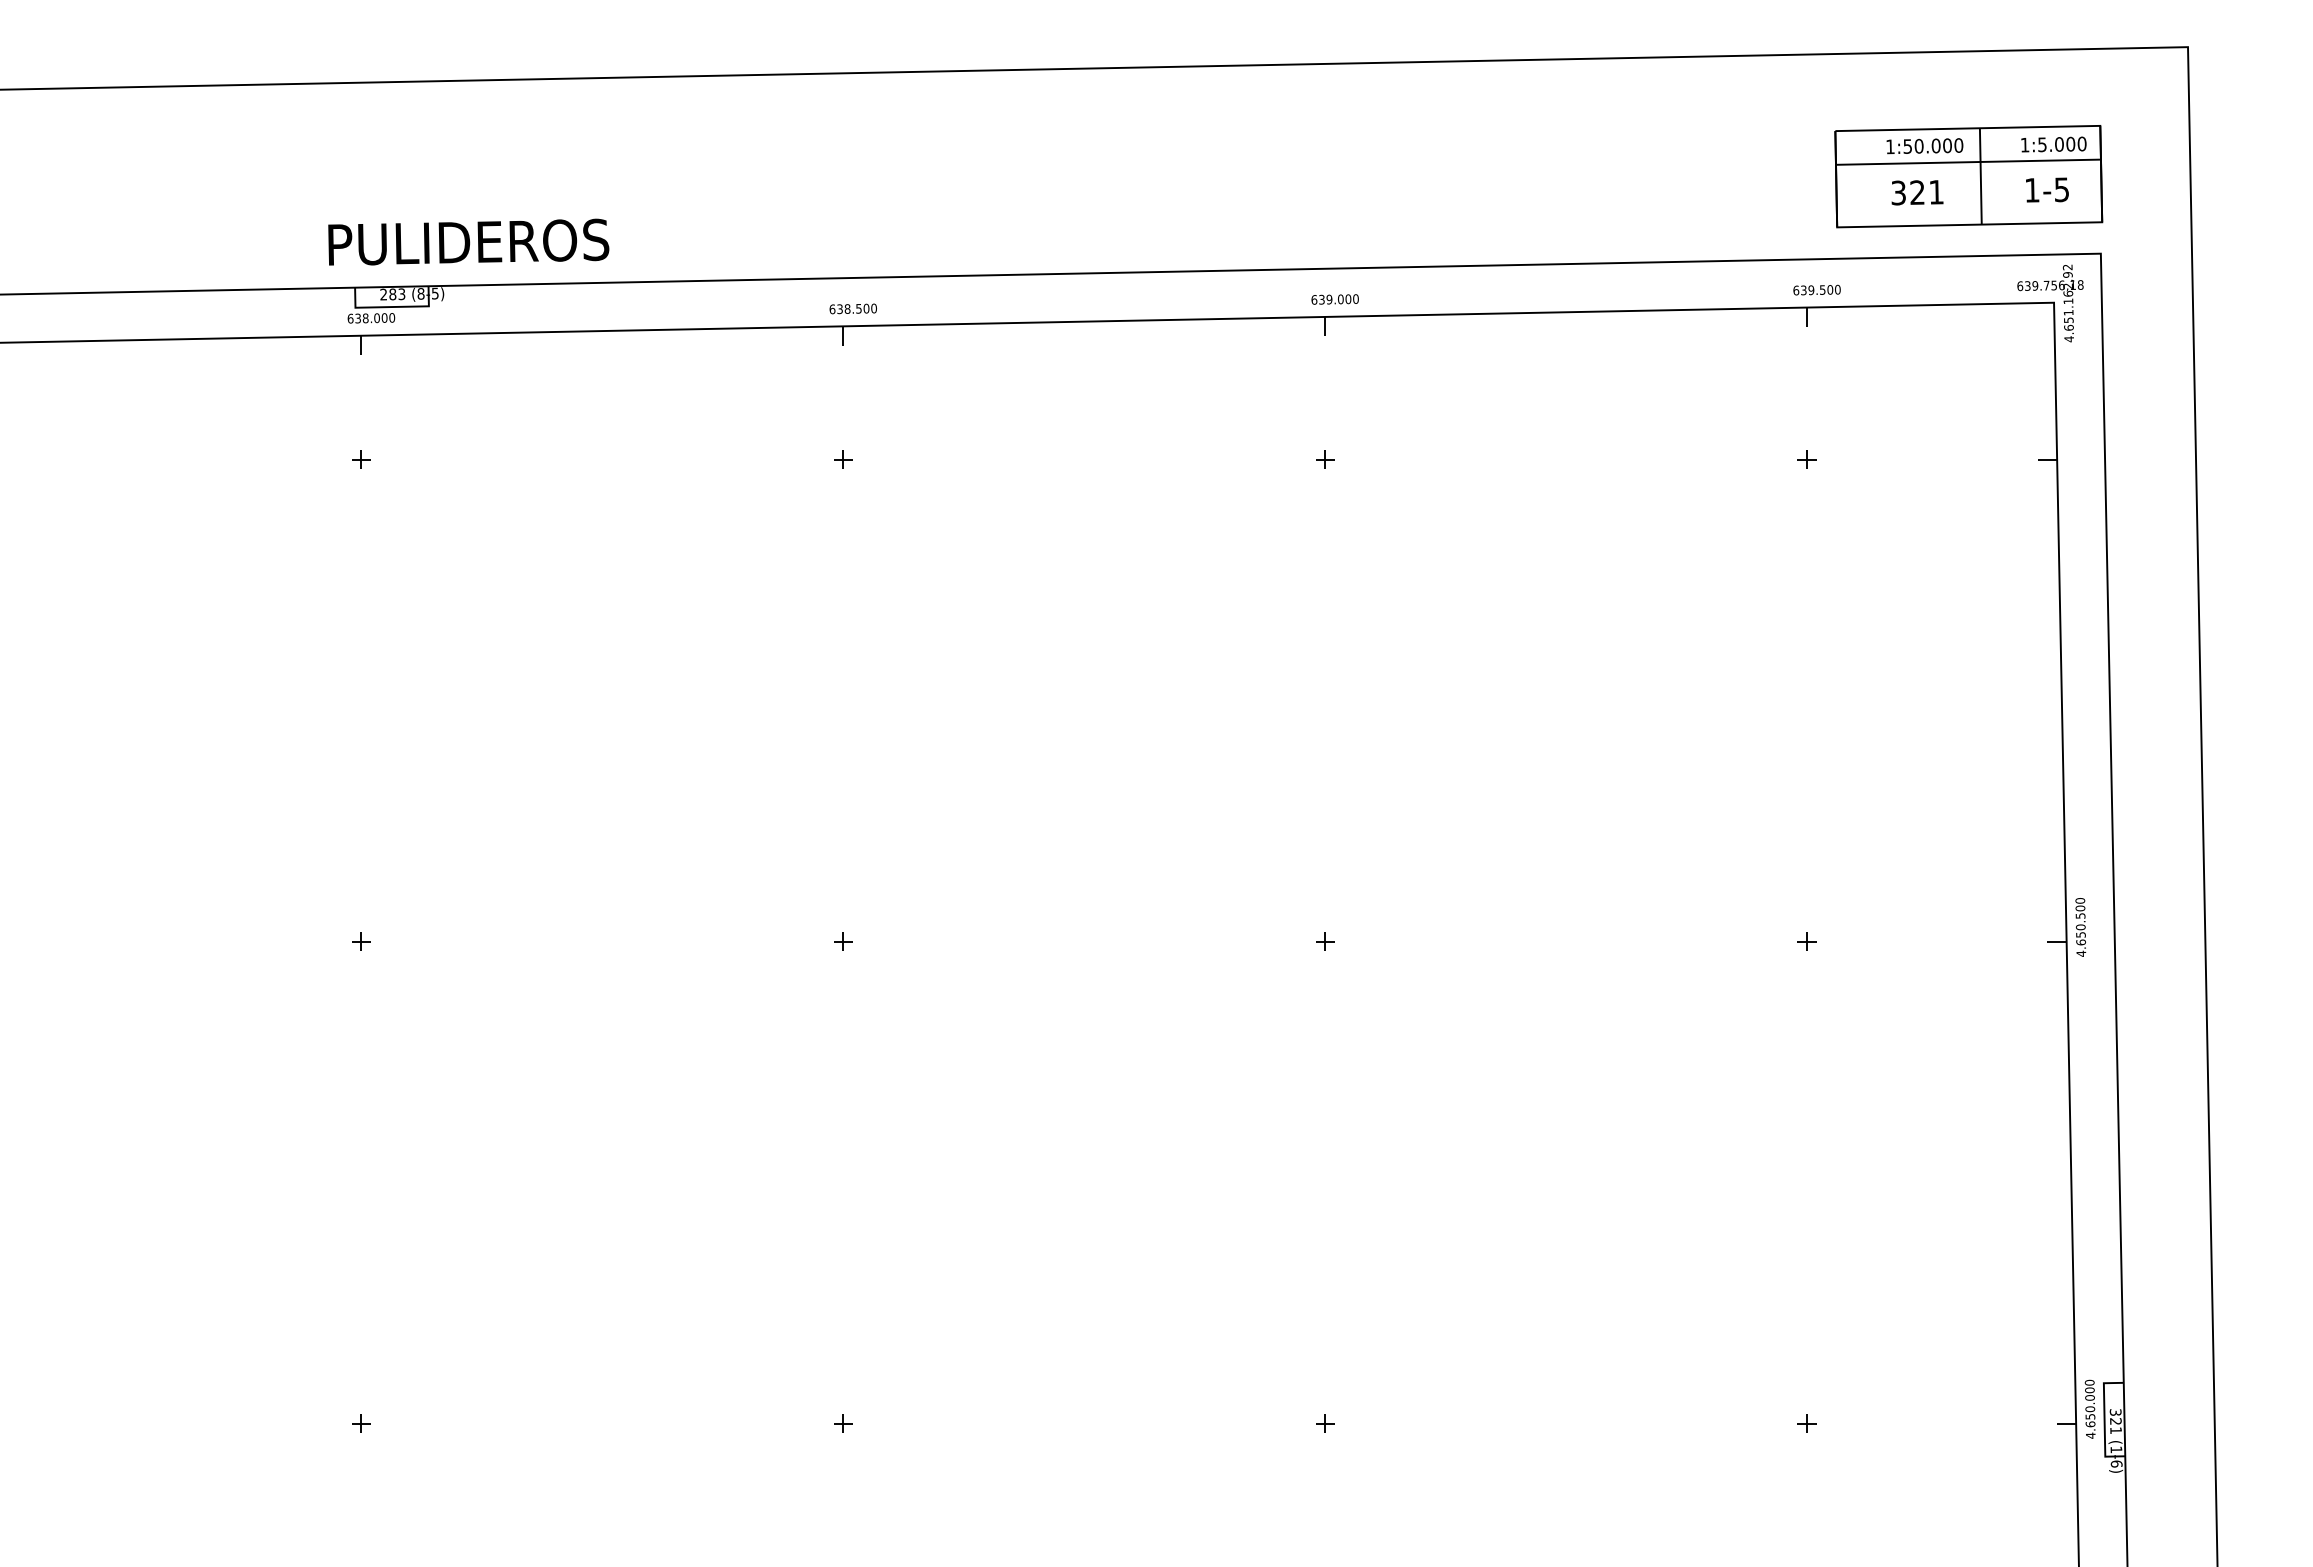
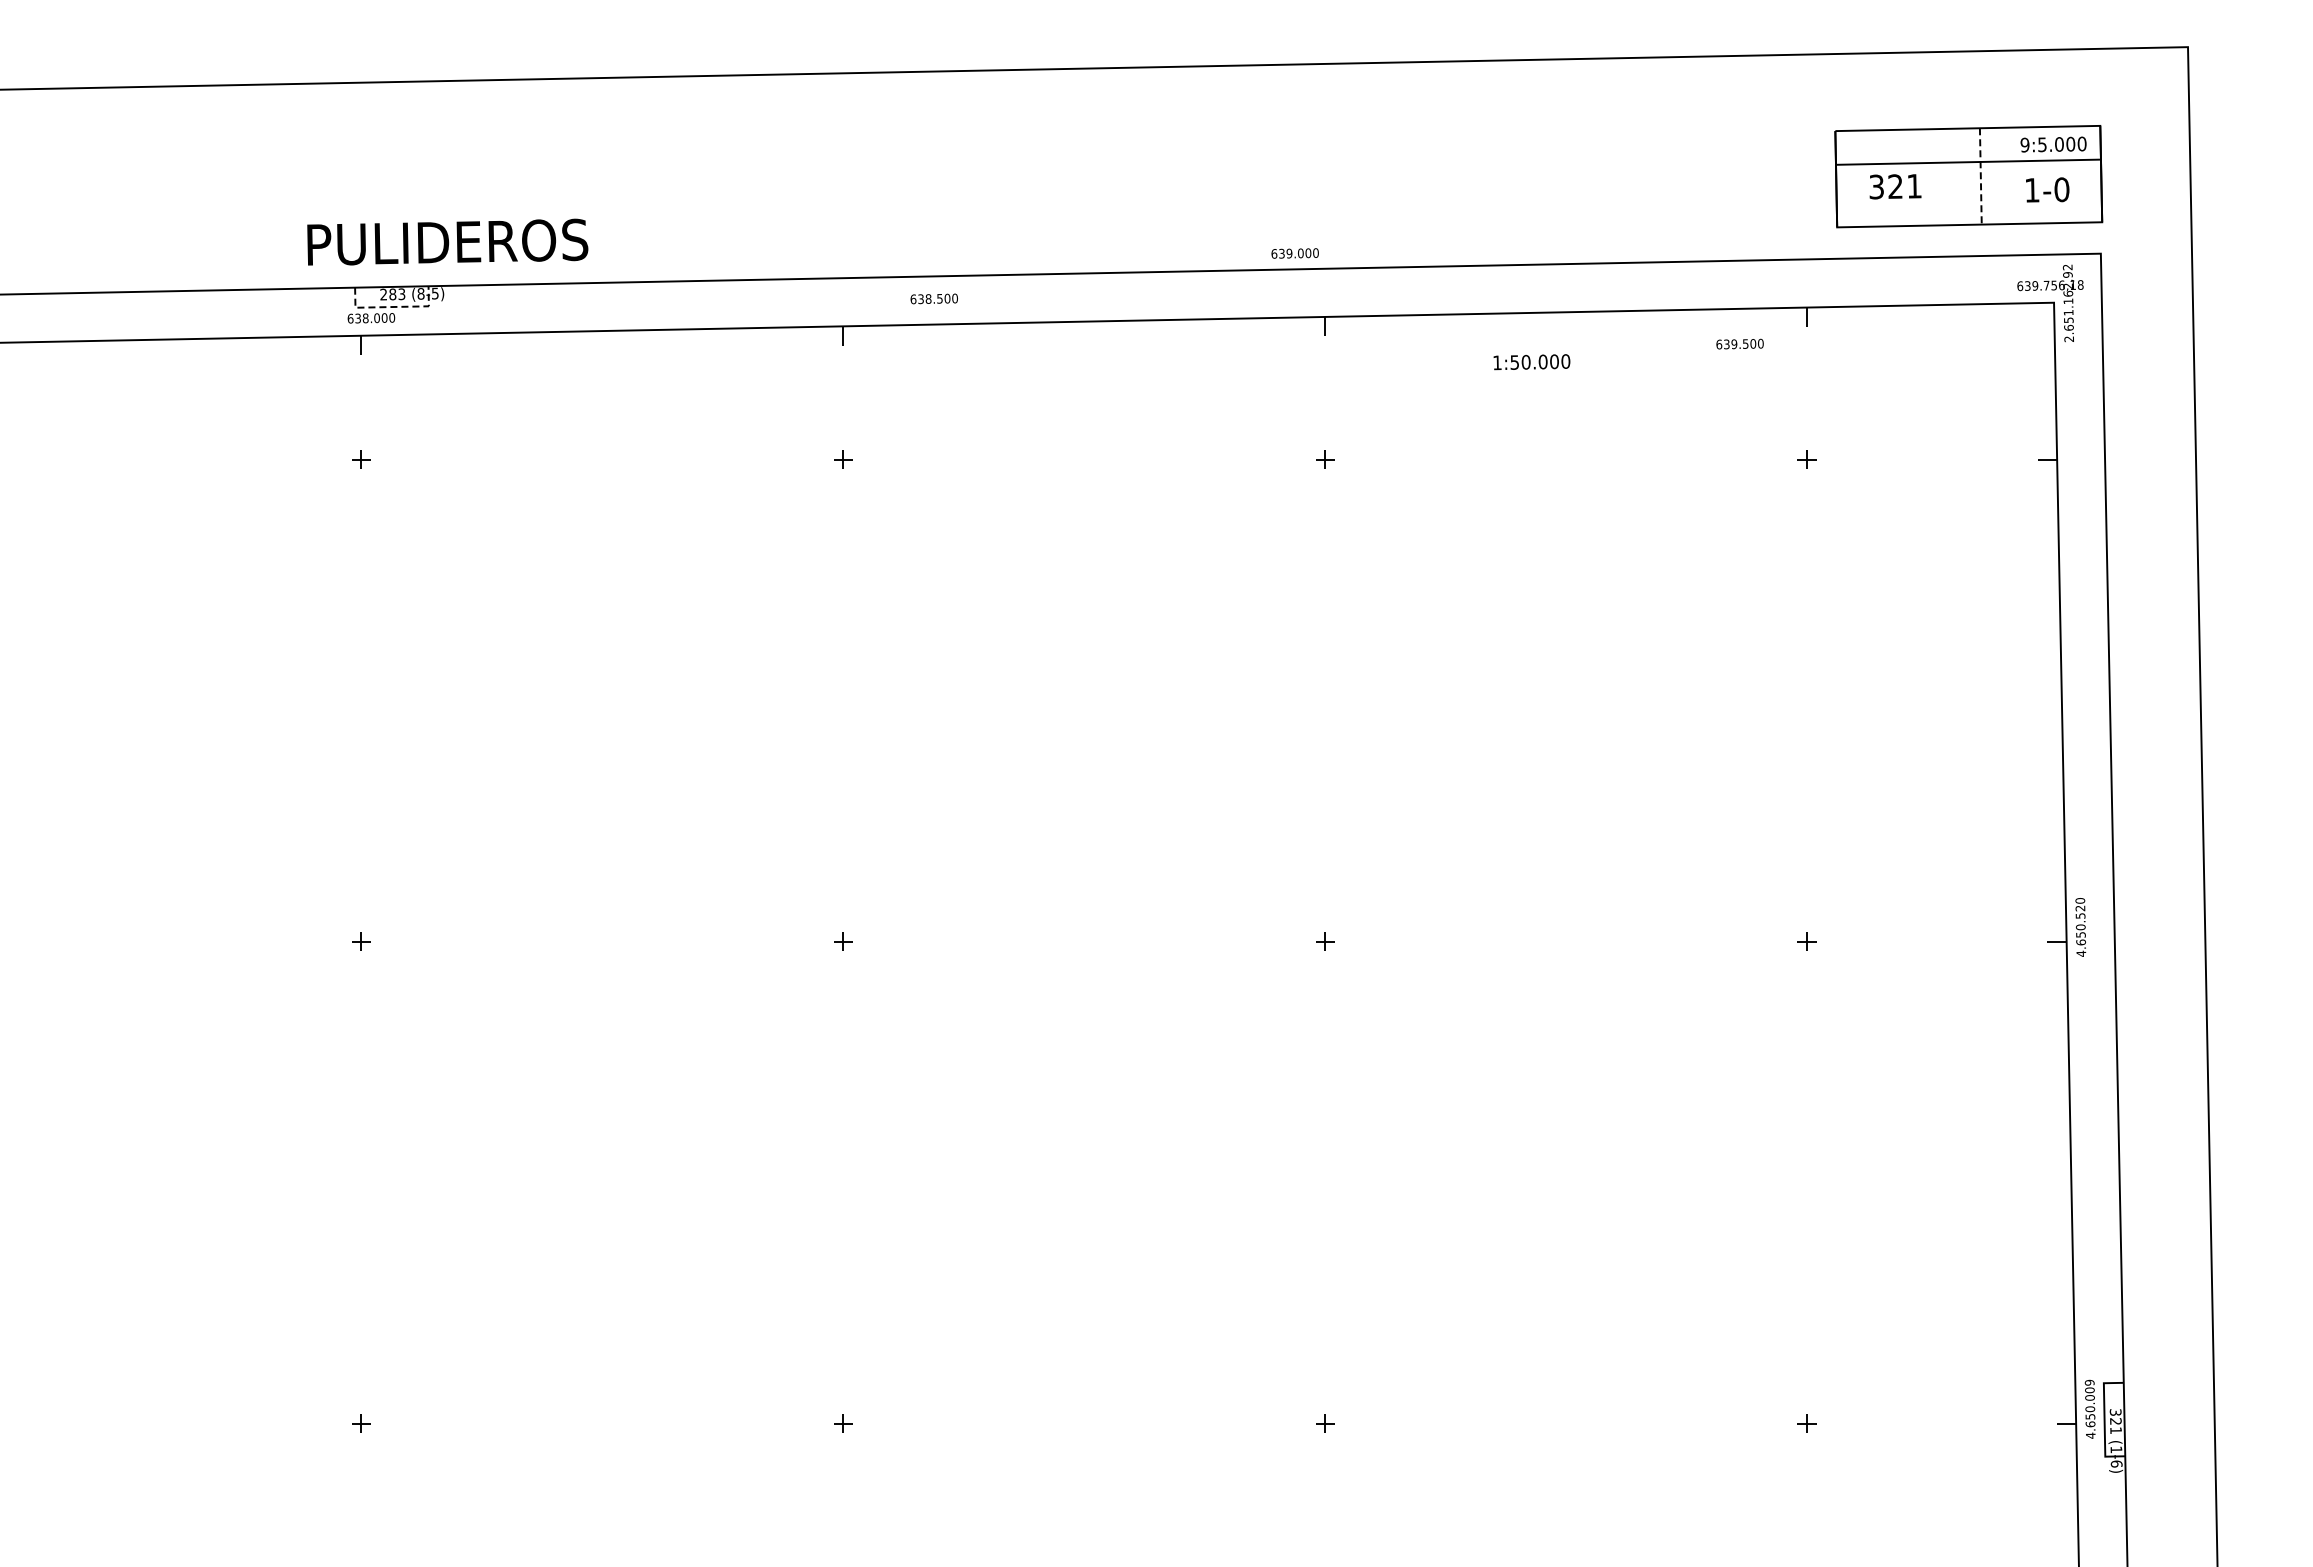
text: 1:5.000 -> 9:5.000 (2024, 144)
text position: (1924, 146) -> (1531, 362) (1531, 362)
line: solid -> dashed (1980, 176)
text: 1-5 -> 1-0 (2061, 189)
text position: (1917, 192) -> (1895, 186) (1895, 186)
text position: (468, 241) -> (447, 241) (447, 241)
text position: (1816, 289) -> (1739, 343) (1739, 343)
text position: (1334, 299) -> (1294, 253) (1294, 253)
line: solid -> dashed (392, 307)
text position: (852, 308) -> (933, 298) (933, 298)
text: 4.651.162,92 -> 2.651.162,92 (2068, 339)
text: 4.650.500 -> 4.650.520 (2080, 908)
text: 4.650.000 -> 4.650.009 (2089, 1382)
